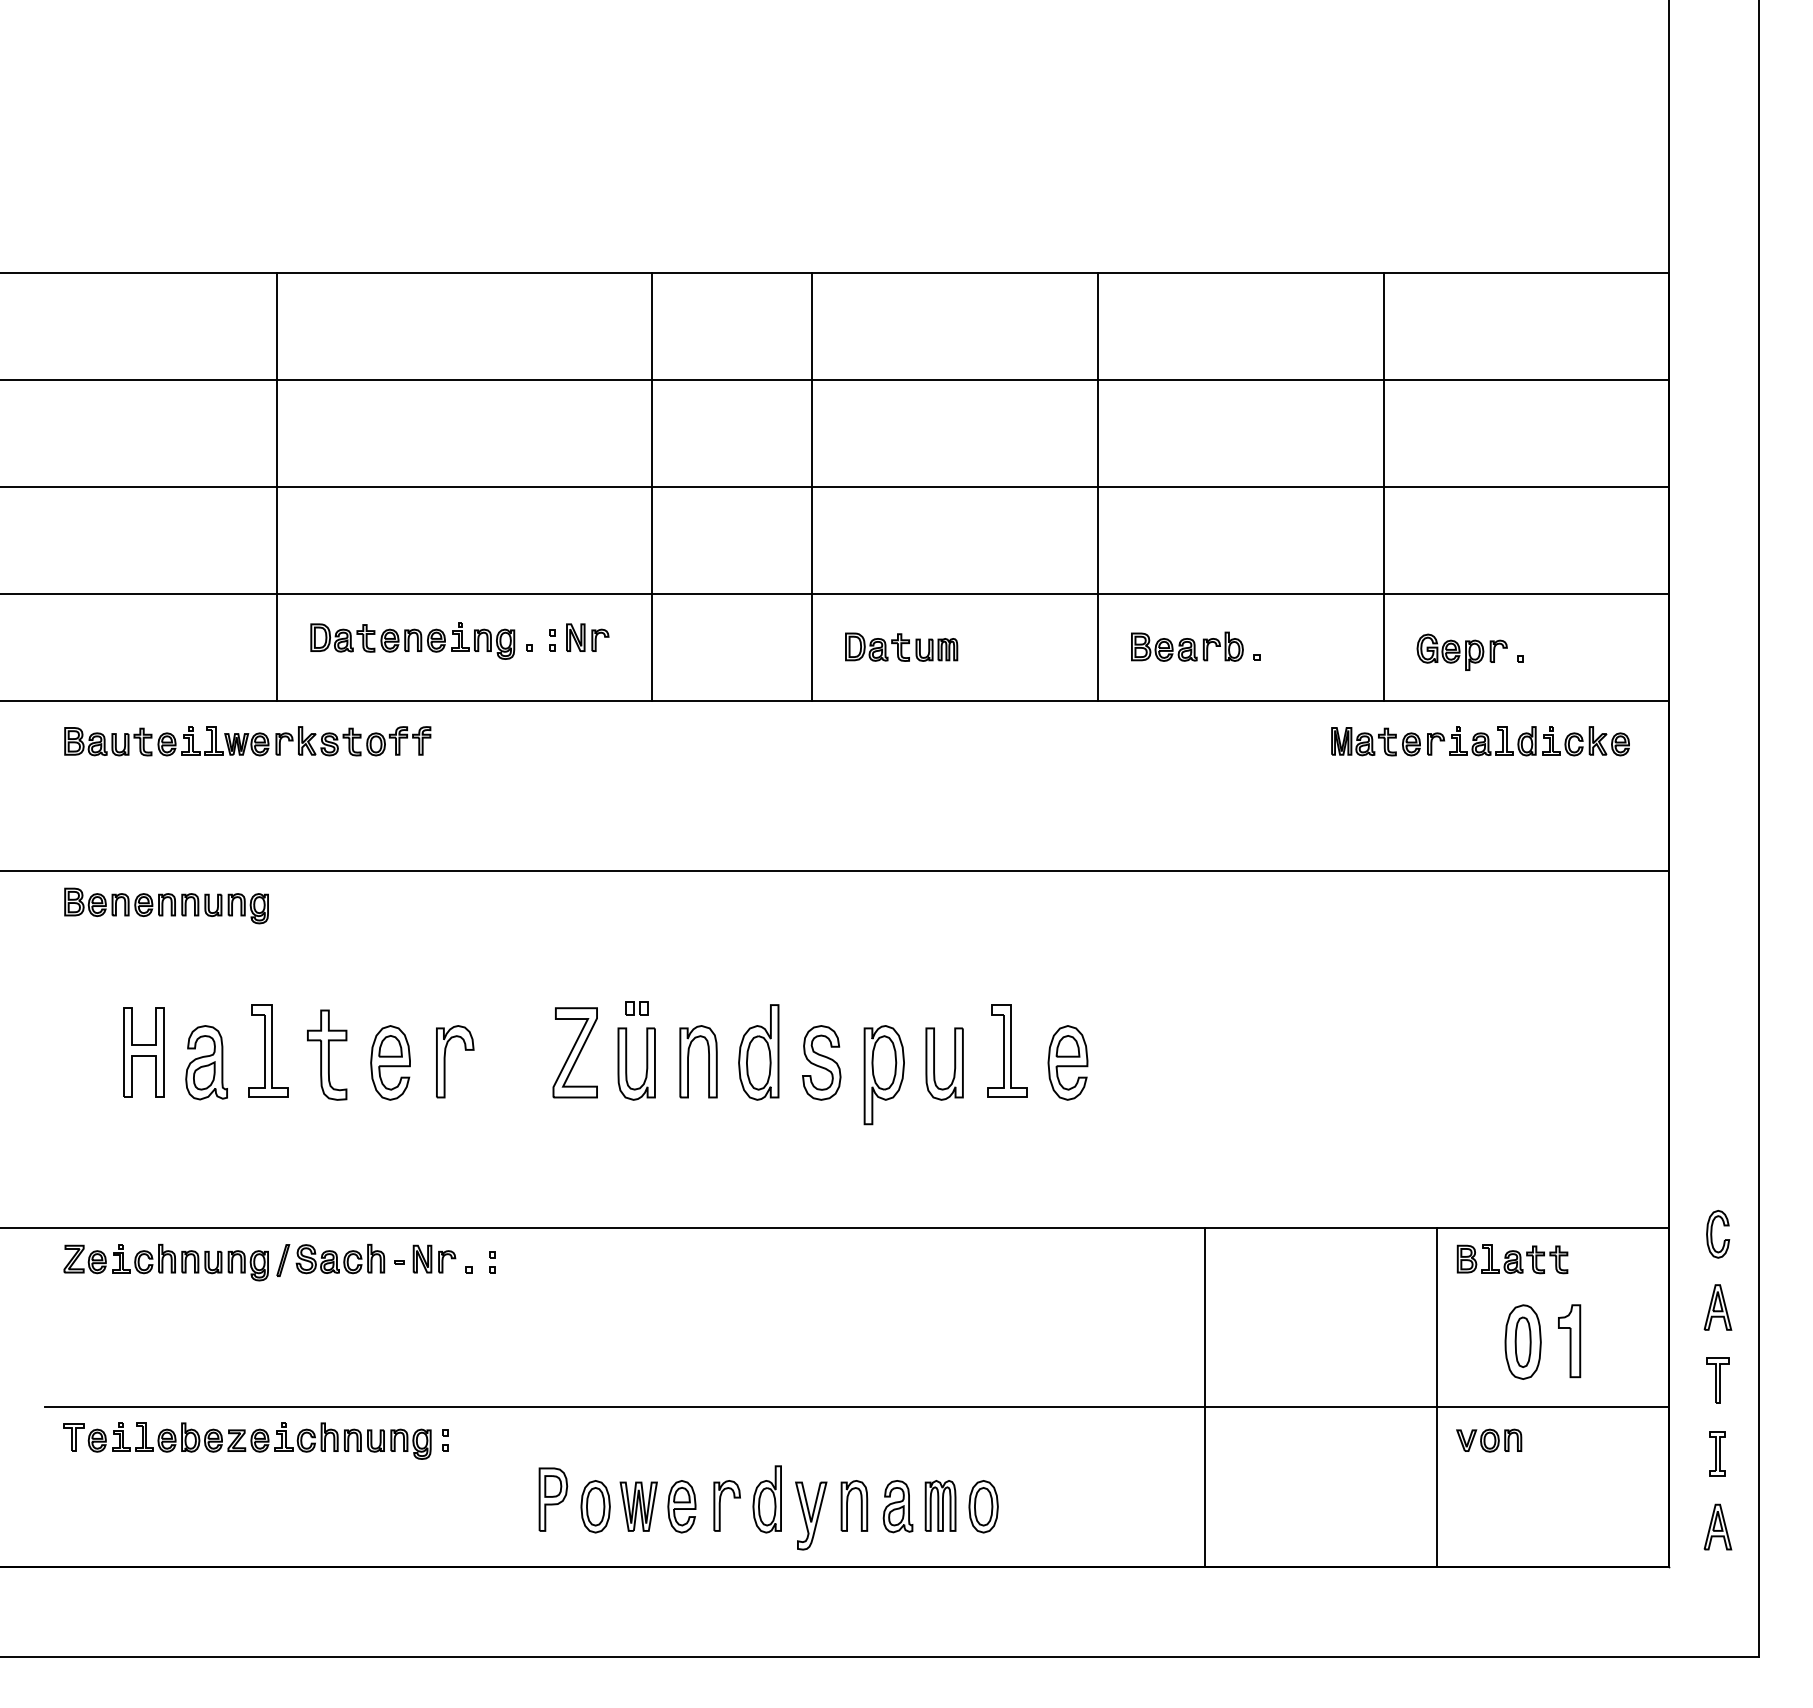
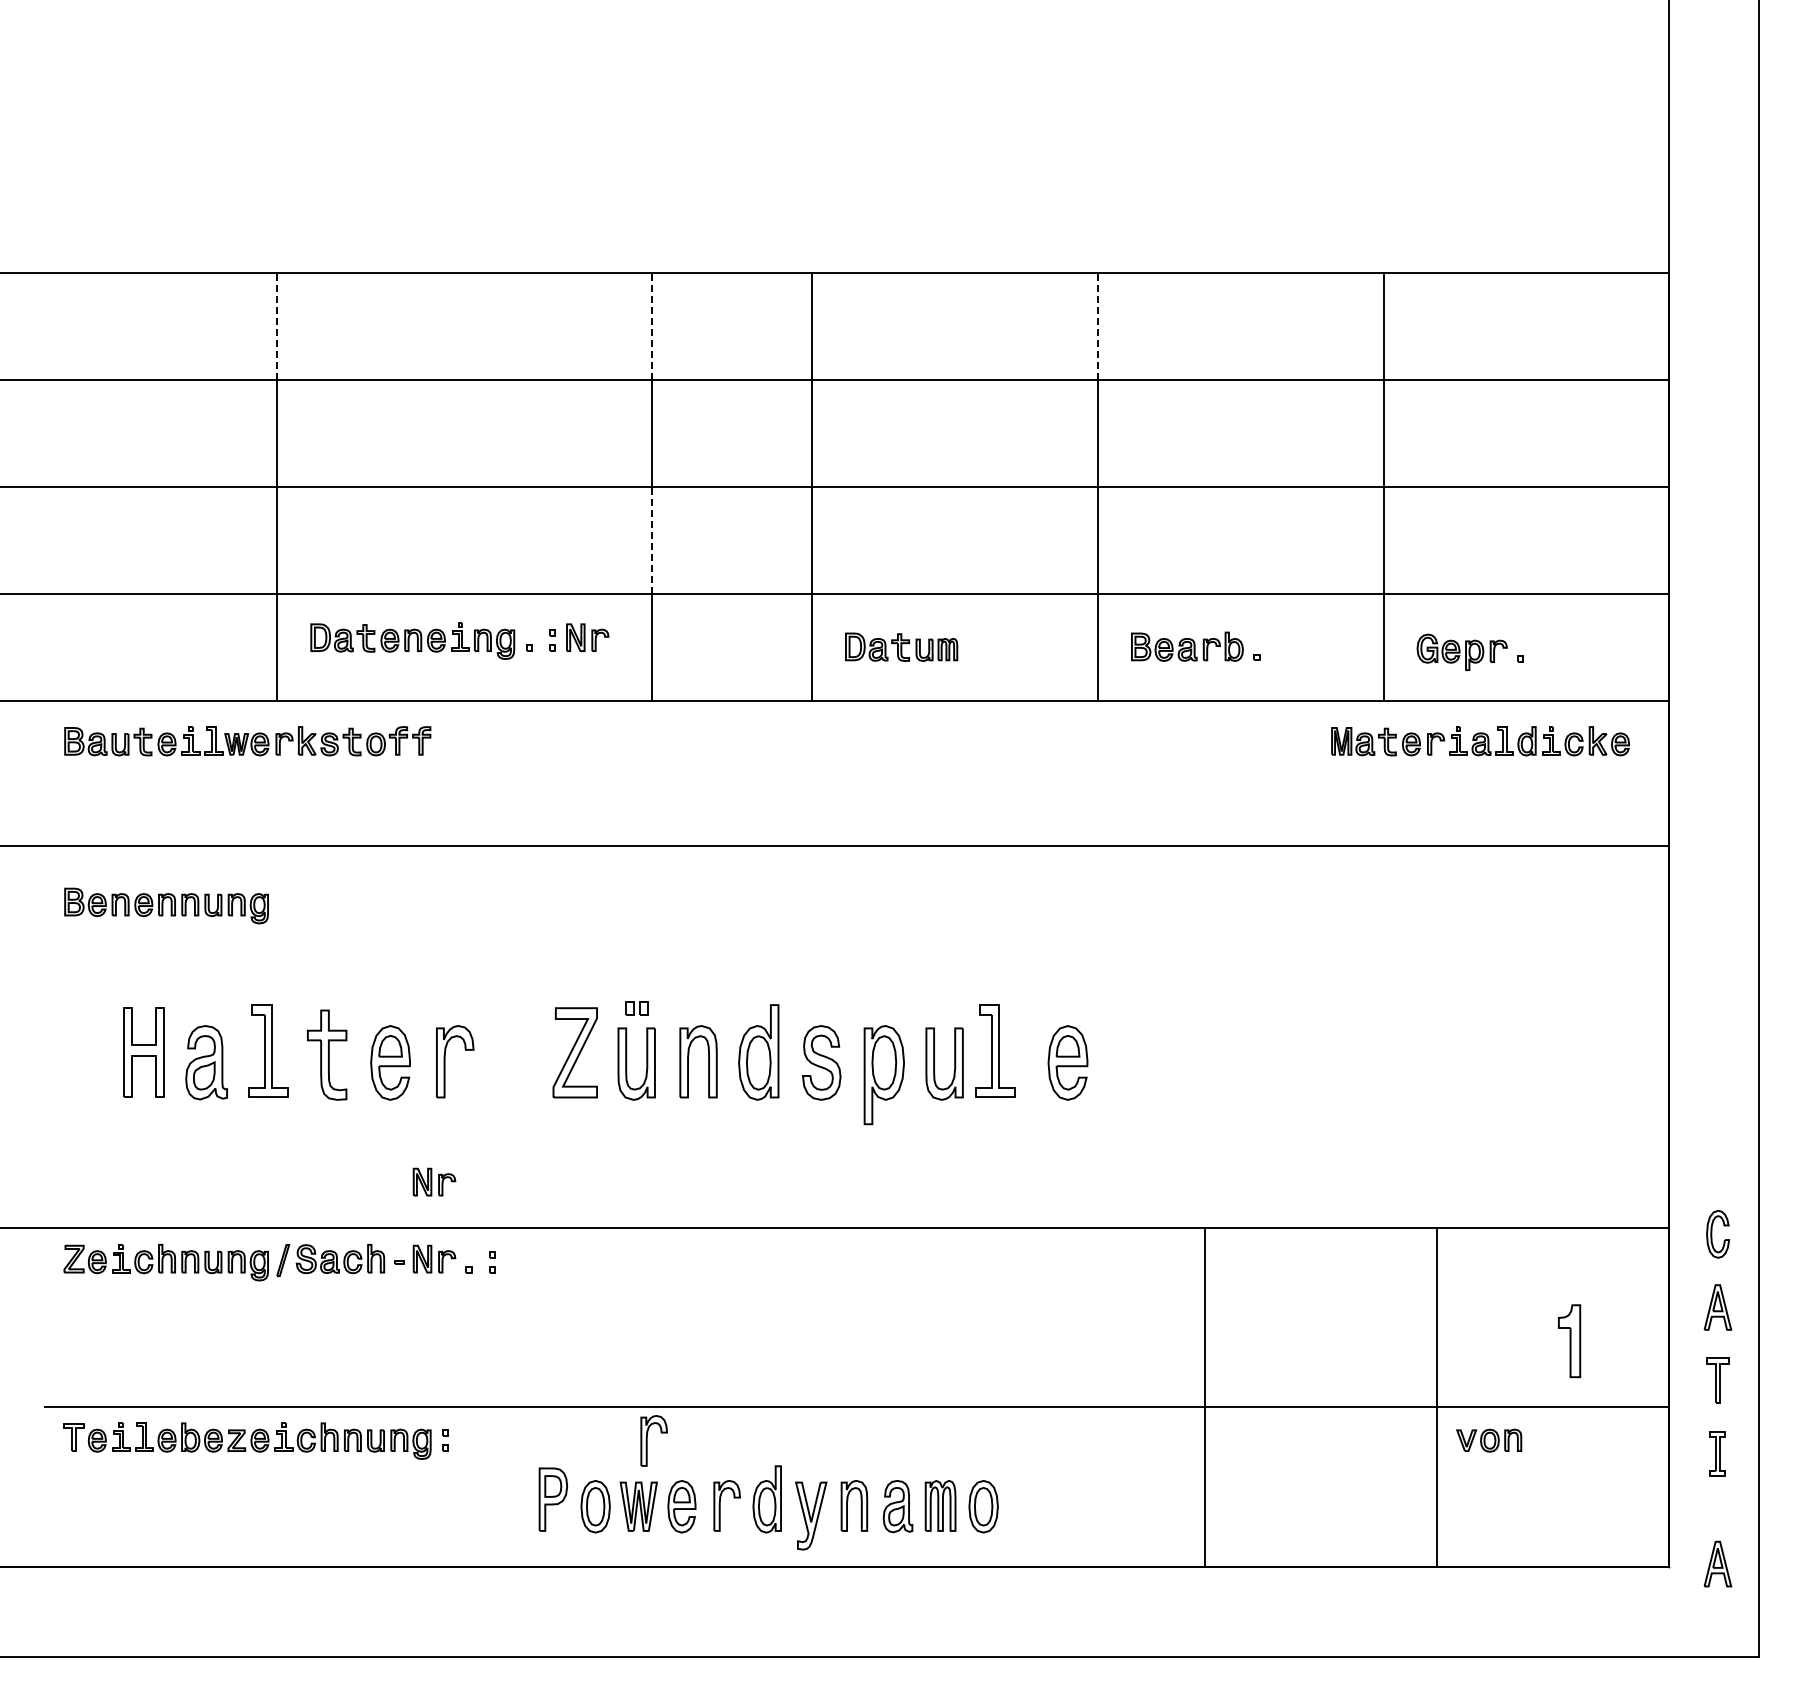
line: solid -> dashed (276, 326)
line: solid -> dashed (651, 326)
line: solid -> dashed (1098, 326)
line: solid -> dashed (651, 540)
line position: (835, 871) -> (835, 846) (835, 846)
part position: (1007, 1050) -> (995, 1050) (995, 1050)
part: none -> present (434, 1181)
part: present -> none (1512, 1259)
part: present -> none (1522, 1341)
part: none -> present (653, 1440)
part position: (1717, 1526) -> (1717, 1563) (1717, 1563)
